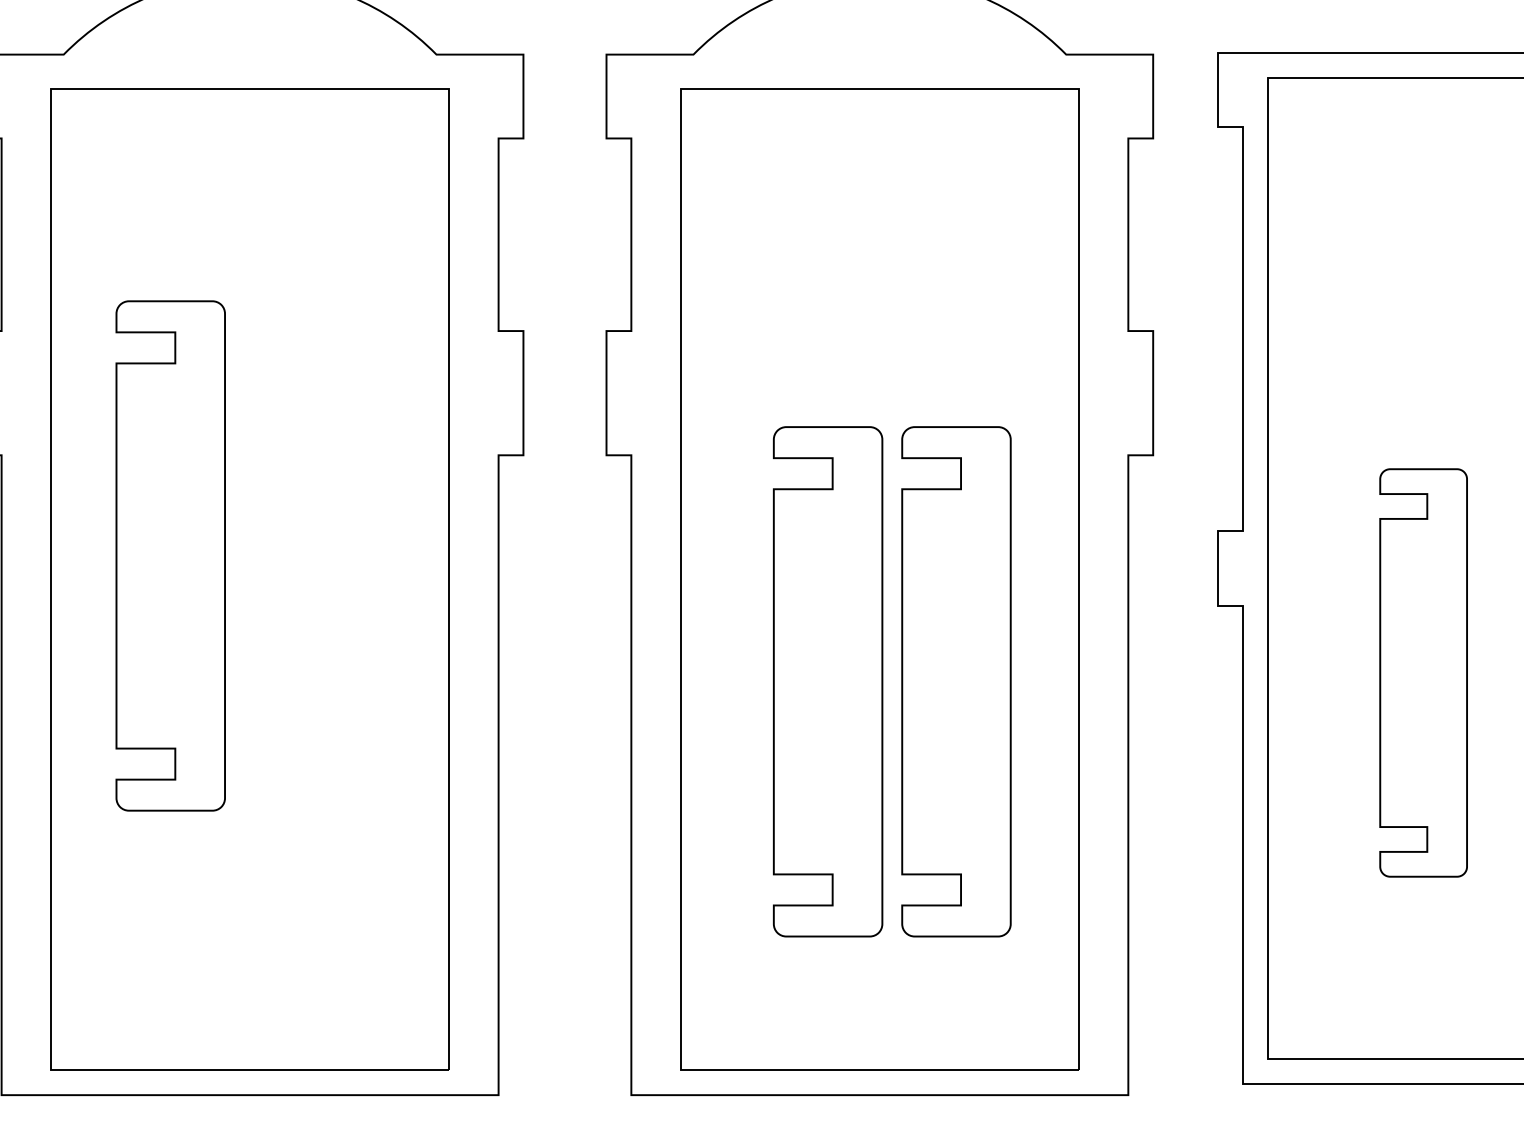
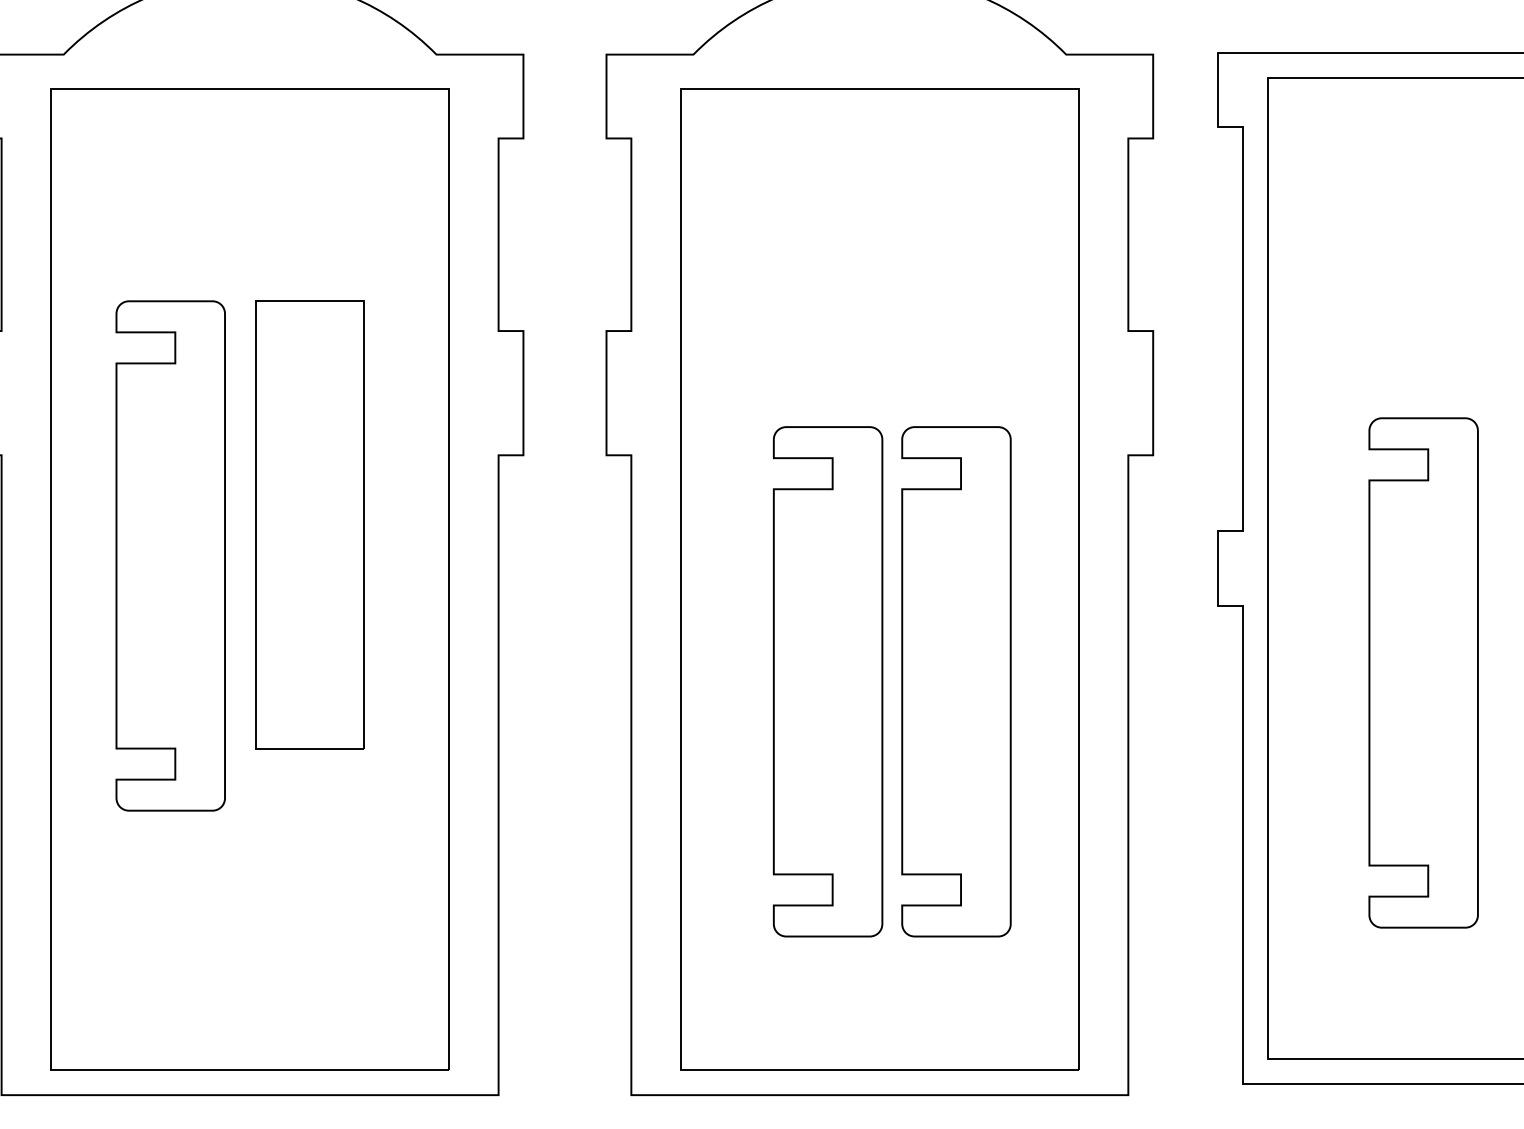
part: none -> present (309, 524)
part size: 89x410 px -> 111x512 px (1423, 672)
